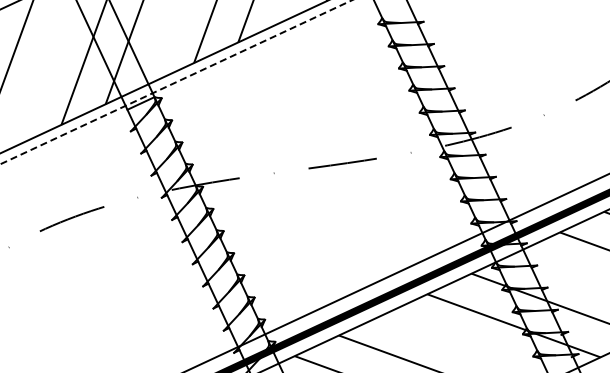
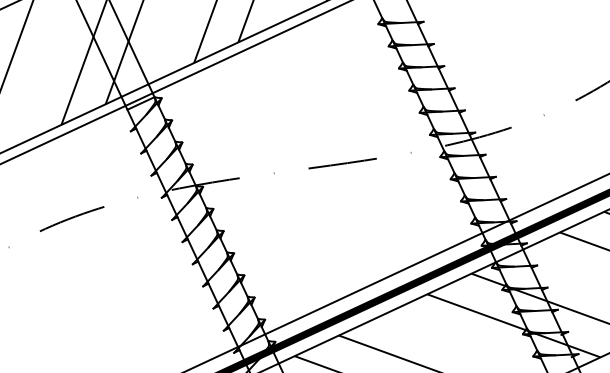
line: dashed -> solid (176, 82)
